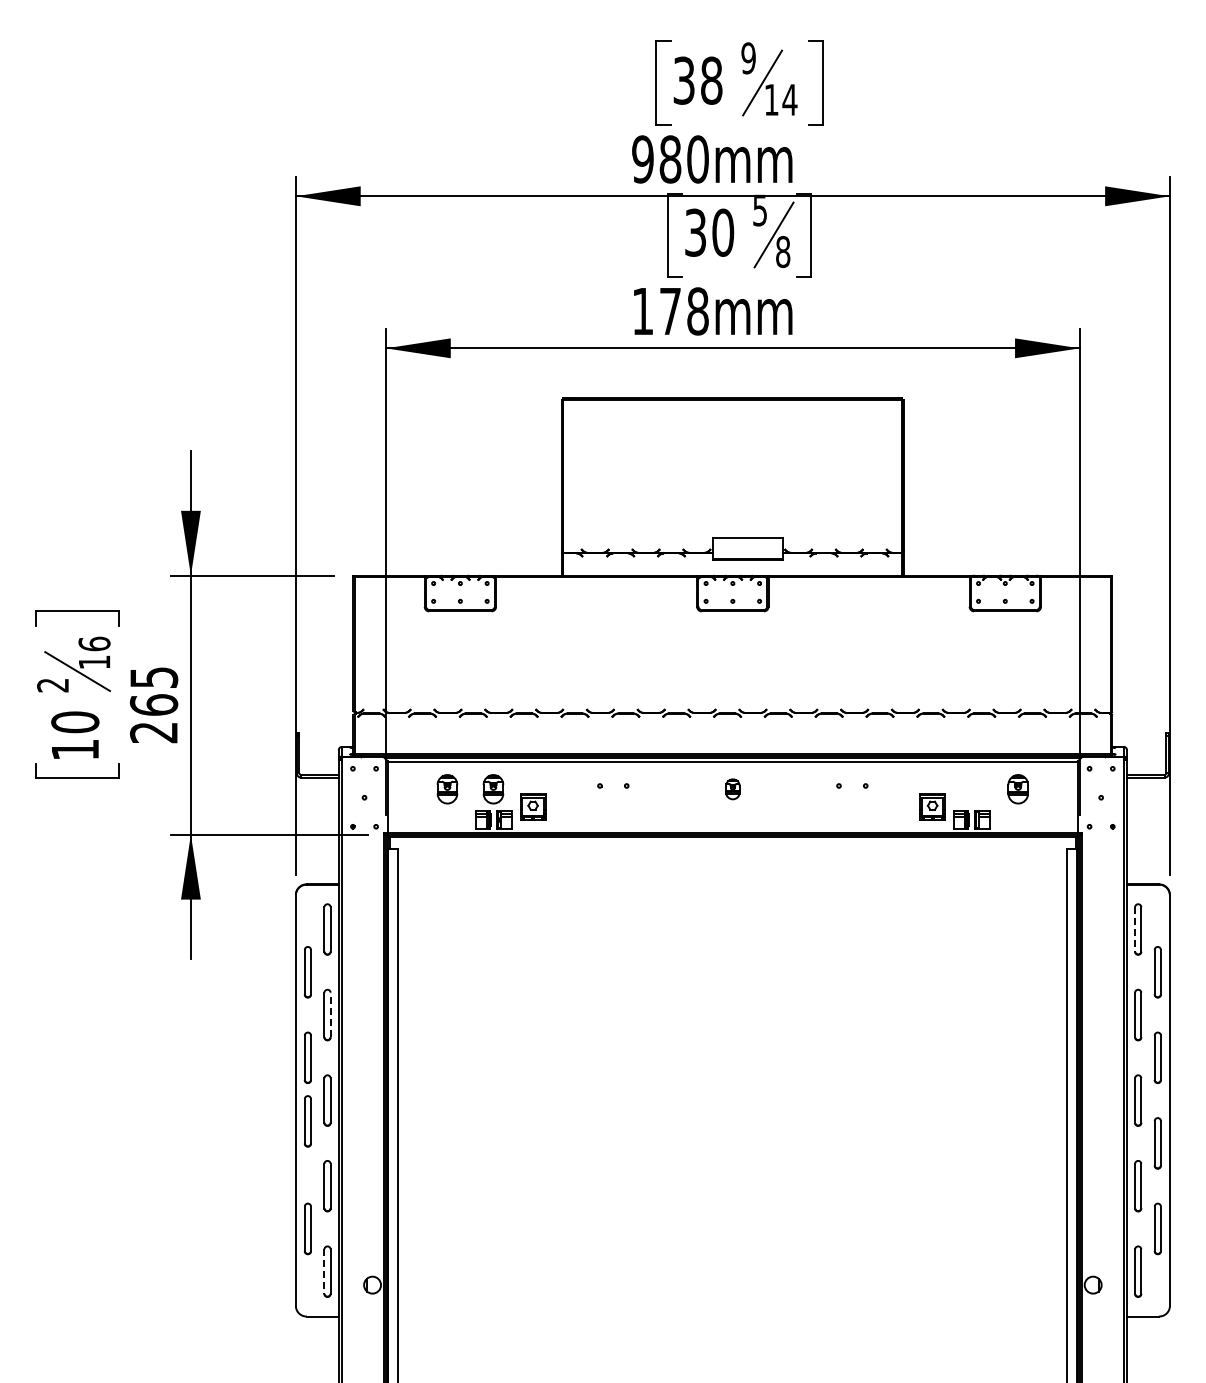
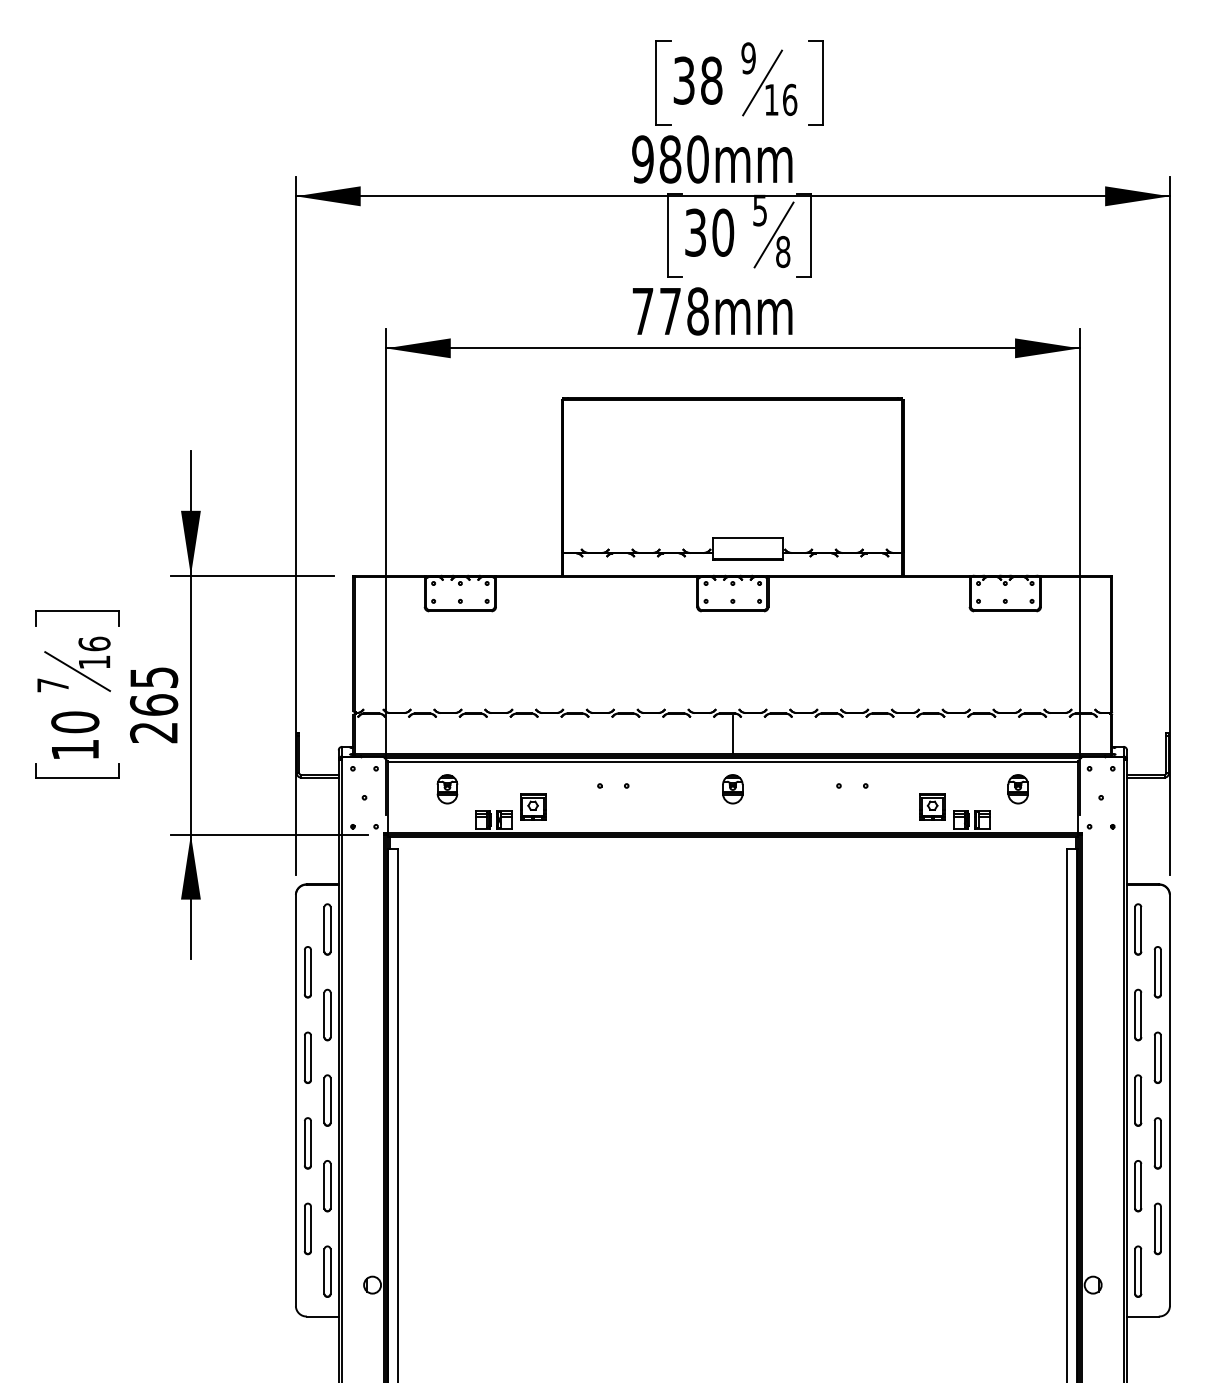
text: 14 -> 16 (789, 99)
text: 178mm -> 778mm (642, 311)
text: 2 -> 7 (52, 685)
line: none -> present (732, 734)
part: present -> none (493, 789)
part size: 16x23 px -> 22x31 px (732, 789)
line: dashed -> solid (1135, 930)
line: dashed -> solid (330, 1014)
part position: (307, 1121) -> (307, 1143) (307, 1143)
line: dashed -> solid (324, 1272)
